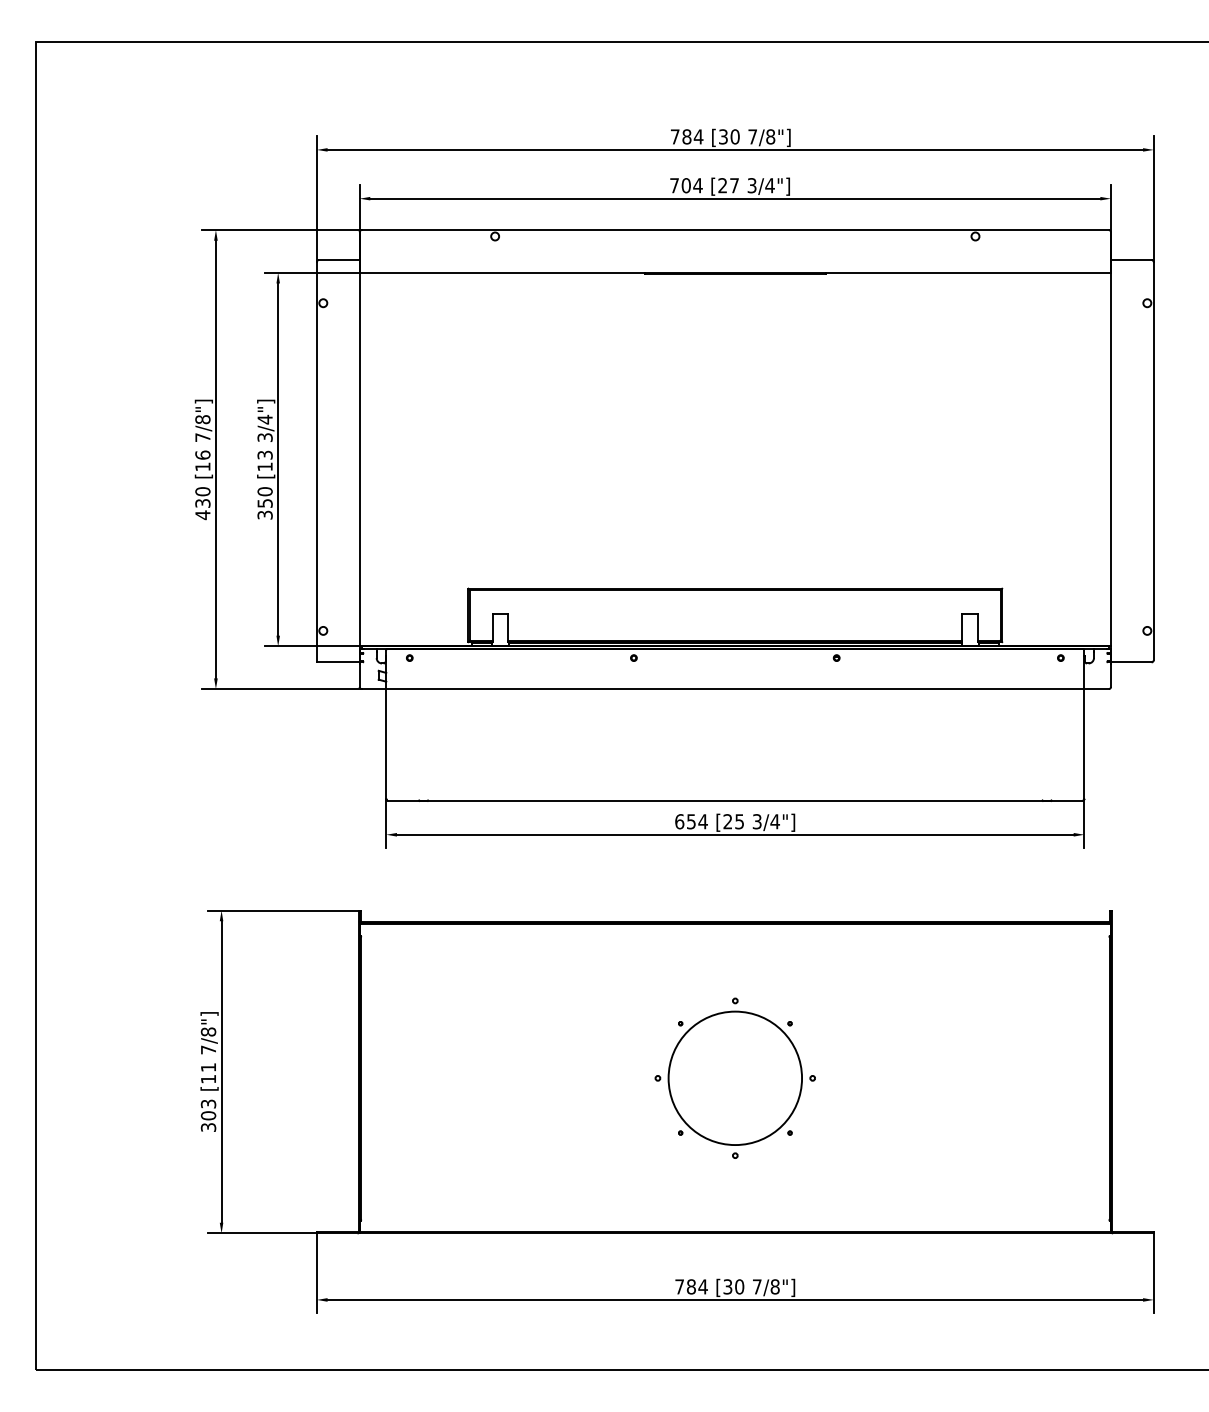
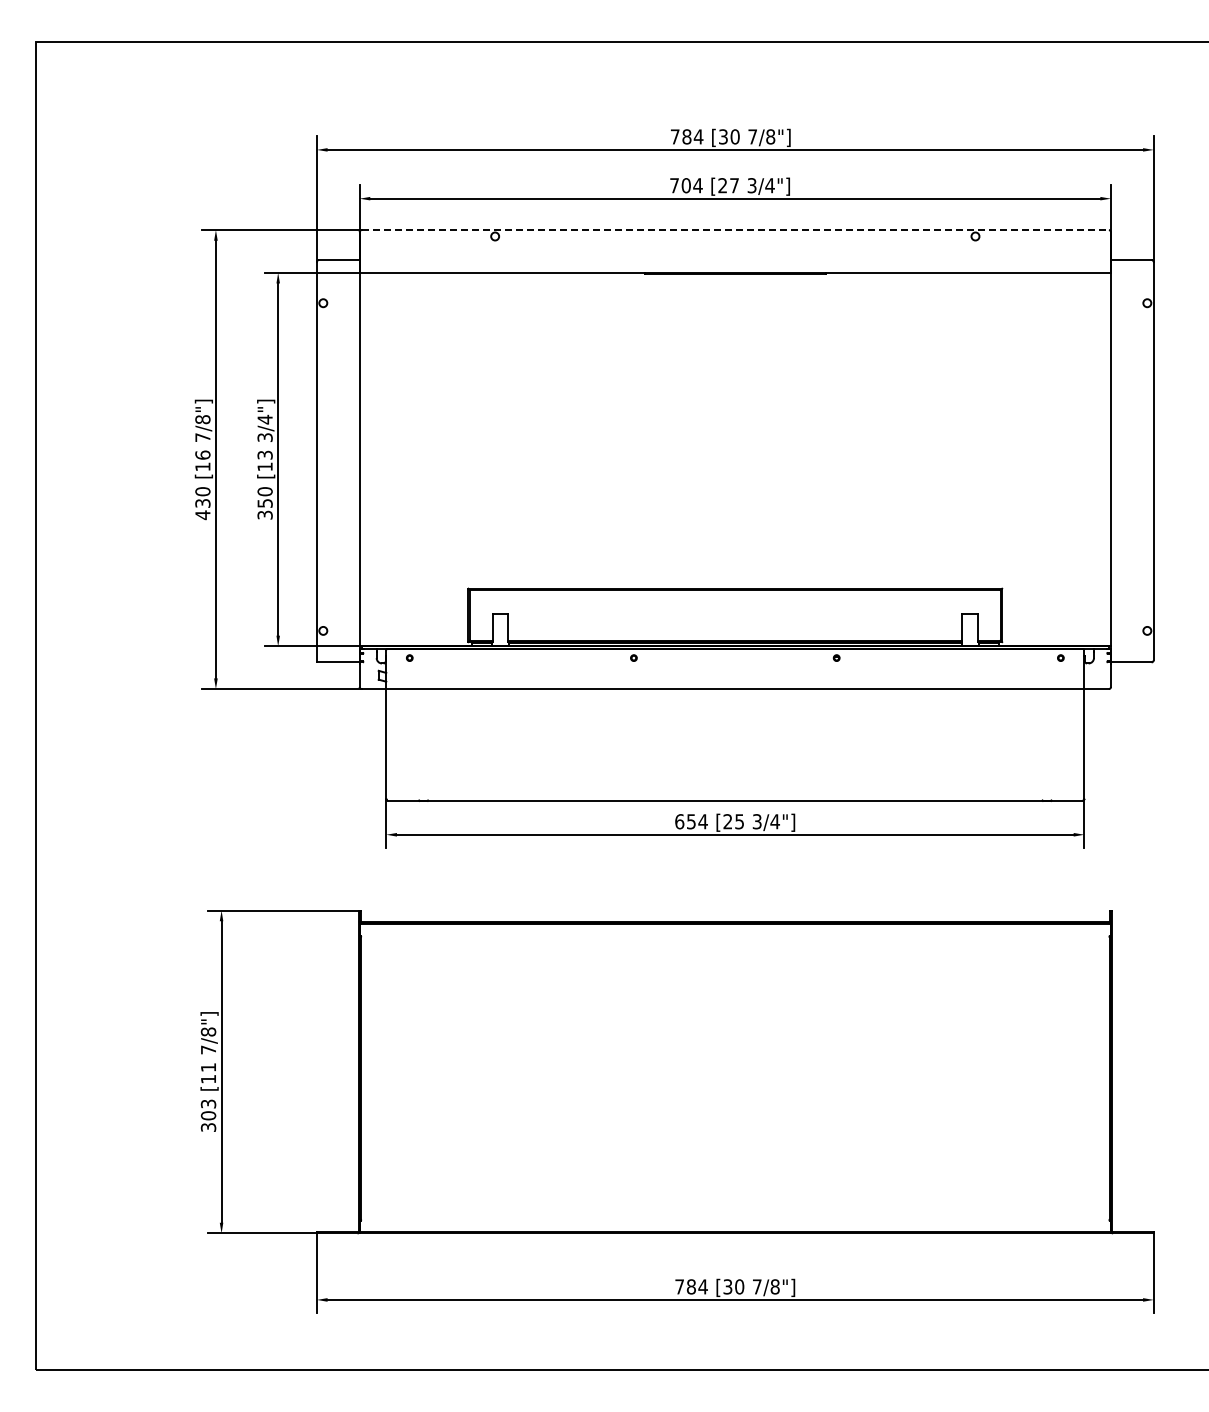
line: solid -> dashed (735, 230)
part: present -> none (734, 1077)
